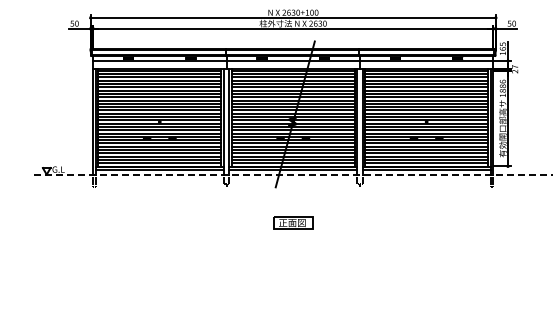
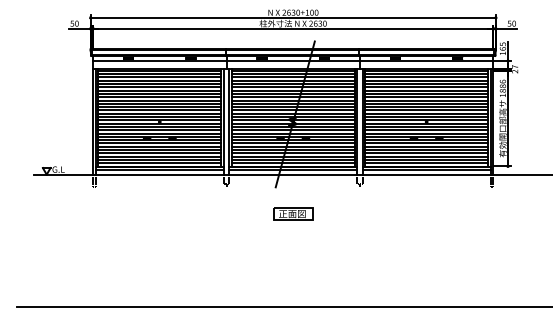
line: dashed -> solid (293, 174)
part position: (293, 222) -> (293, 213) (293, 213)
line: none -> present (282, 307)
